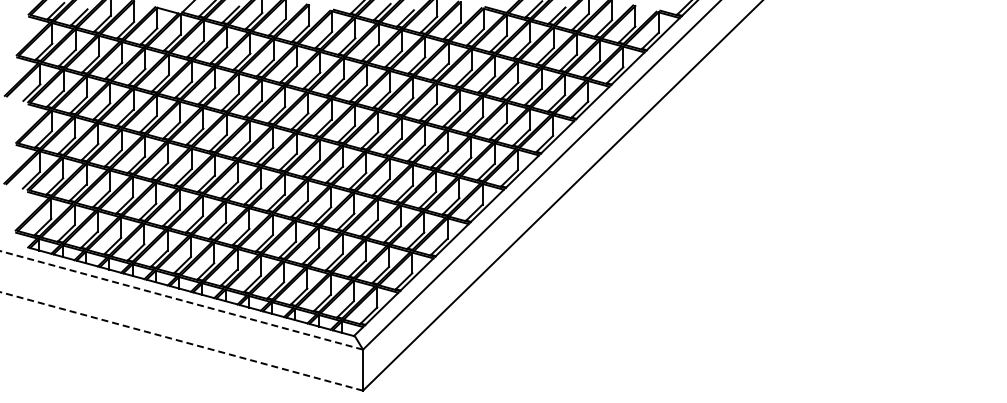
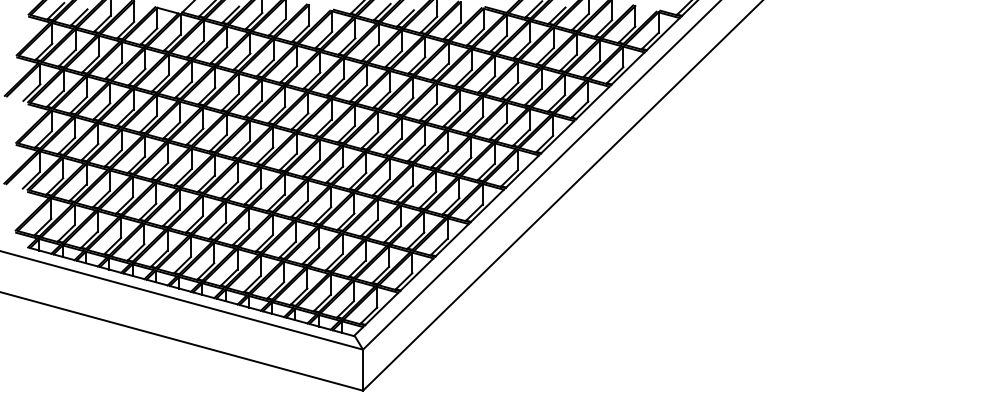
line: dashed -> solid (181, 300)
line: dashed -> solid (181, 341)
